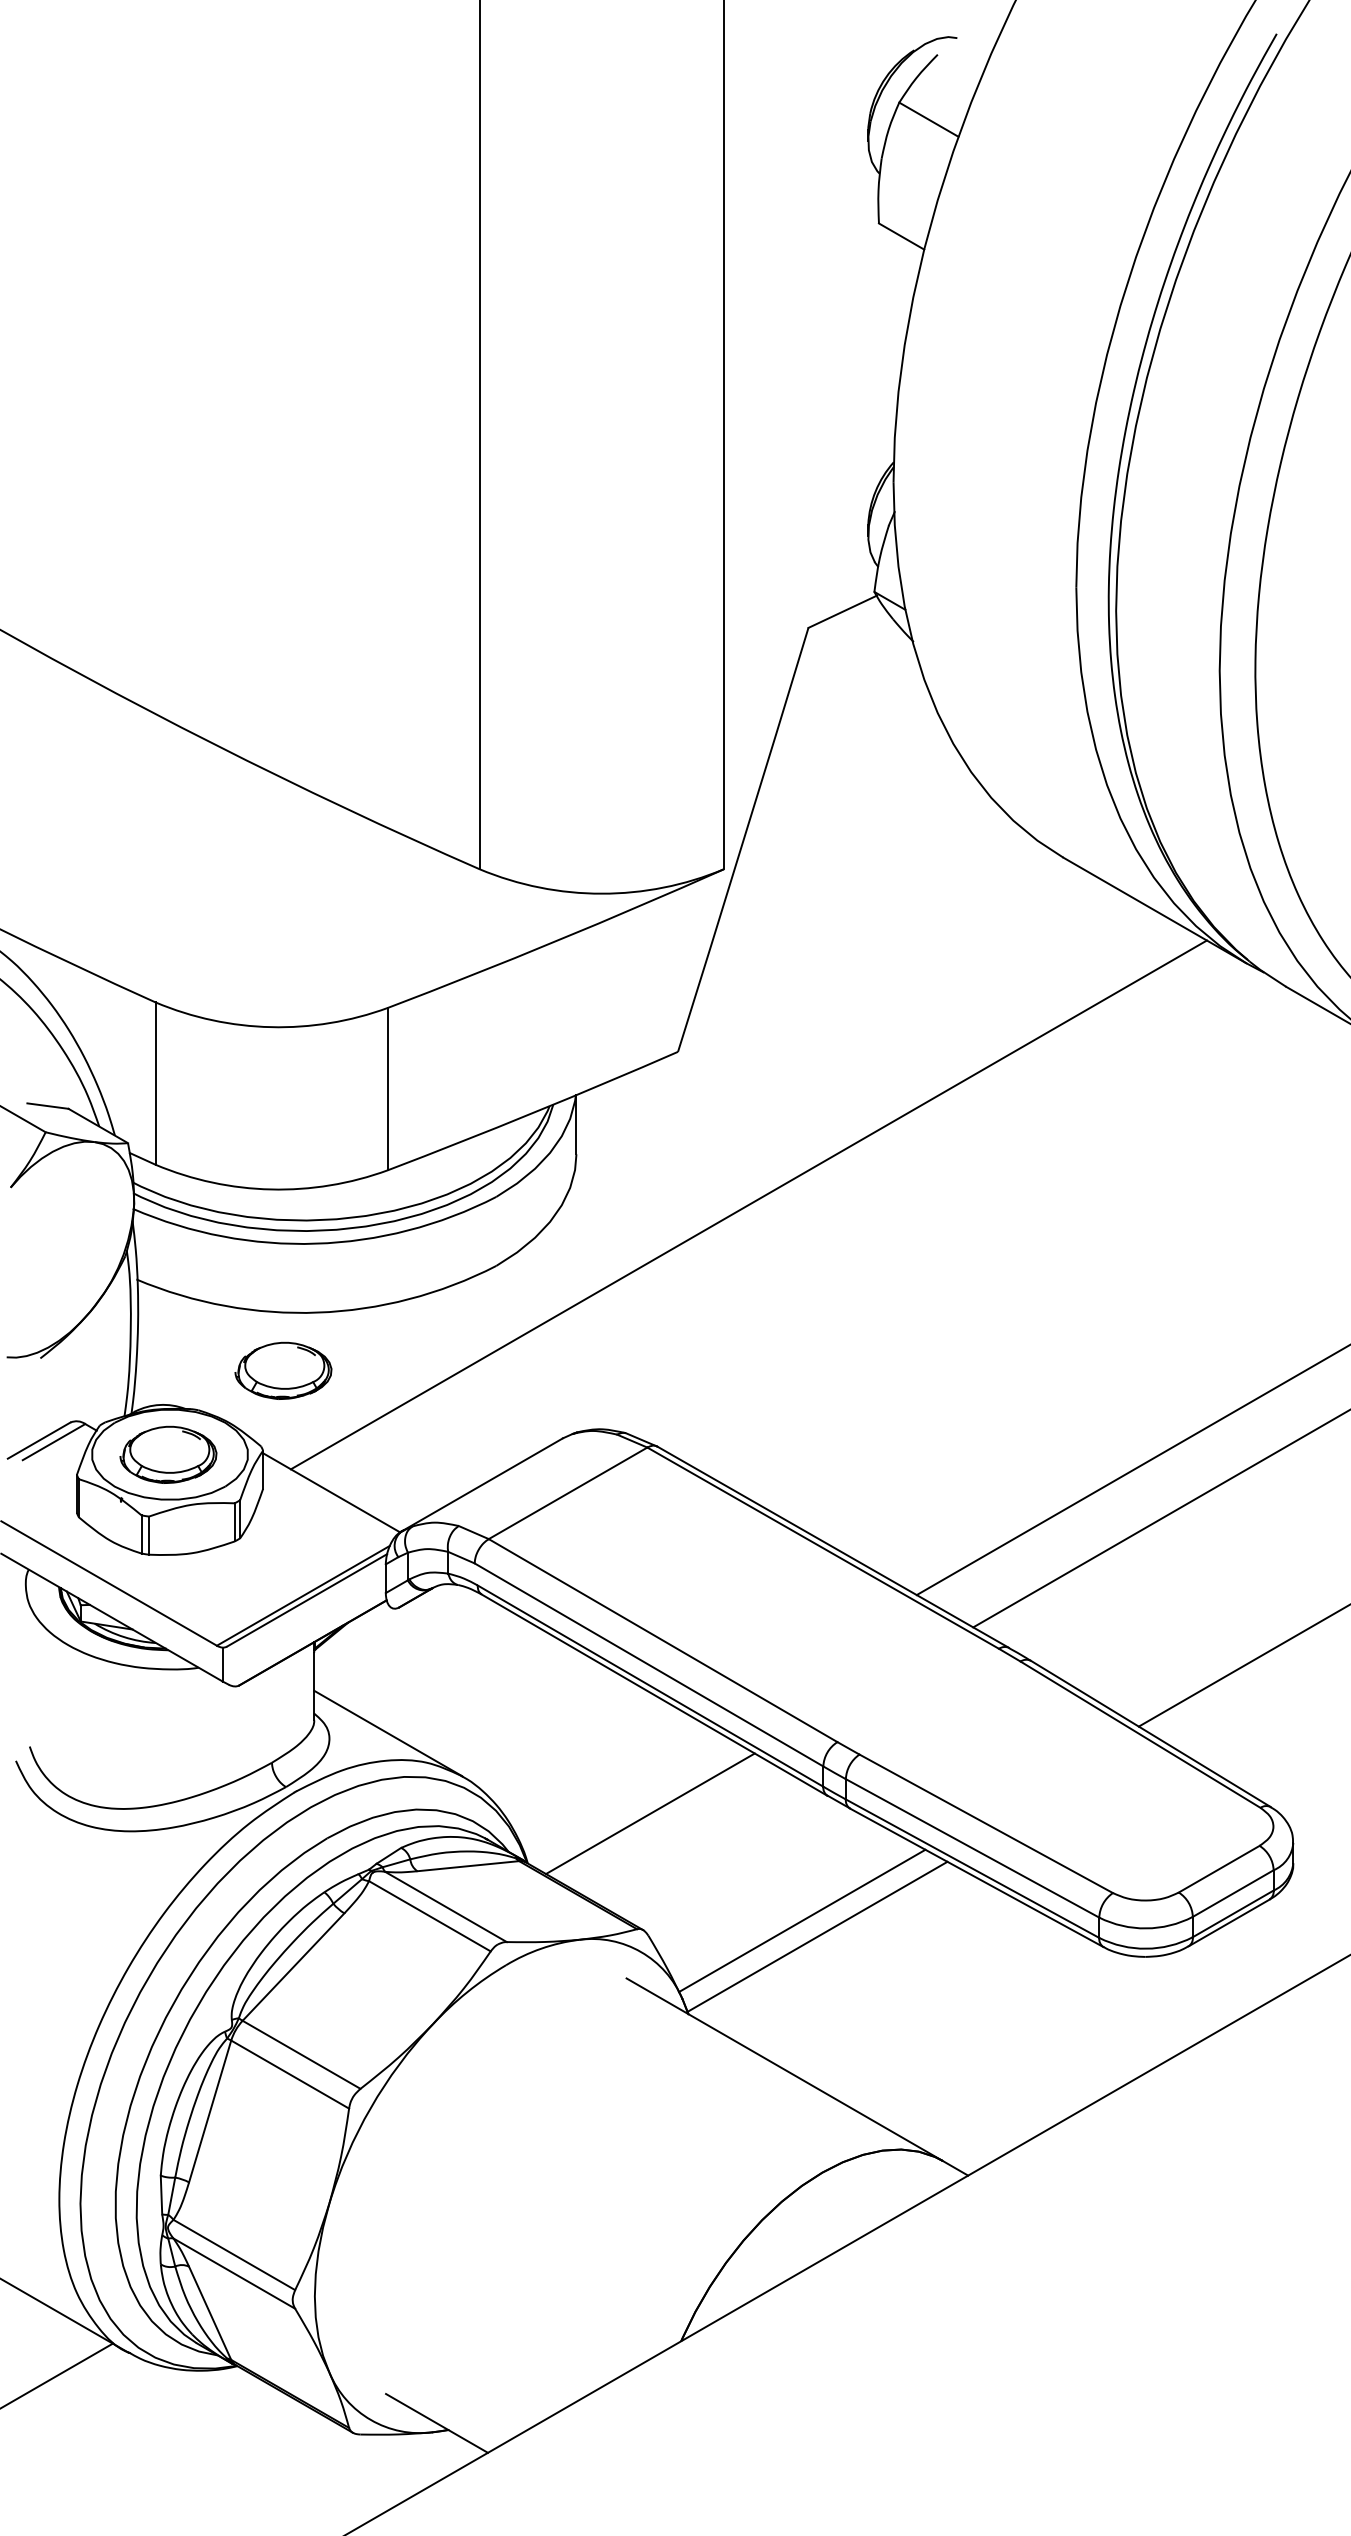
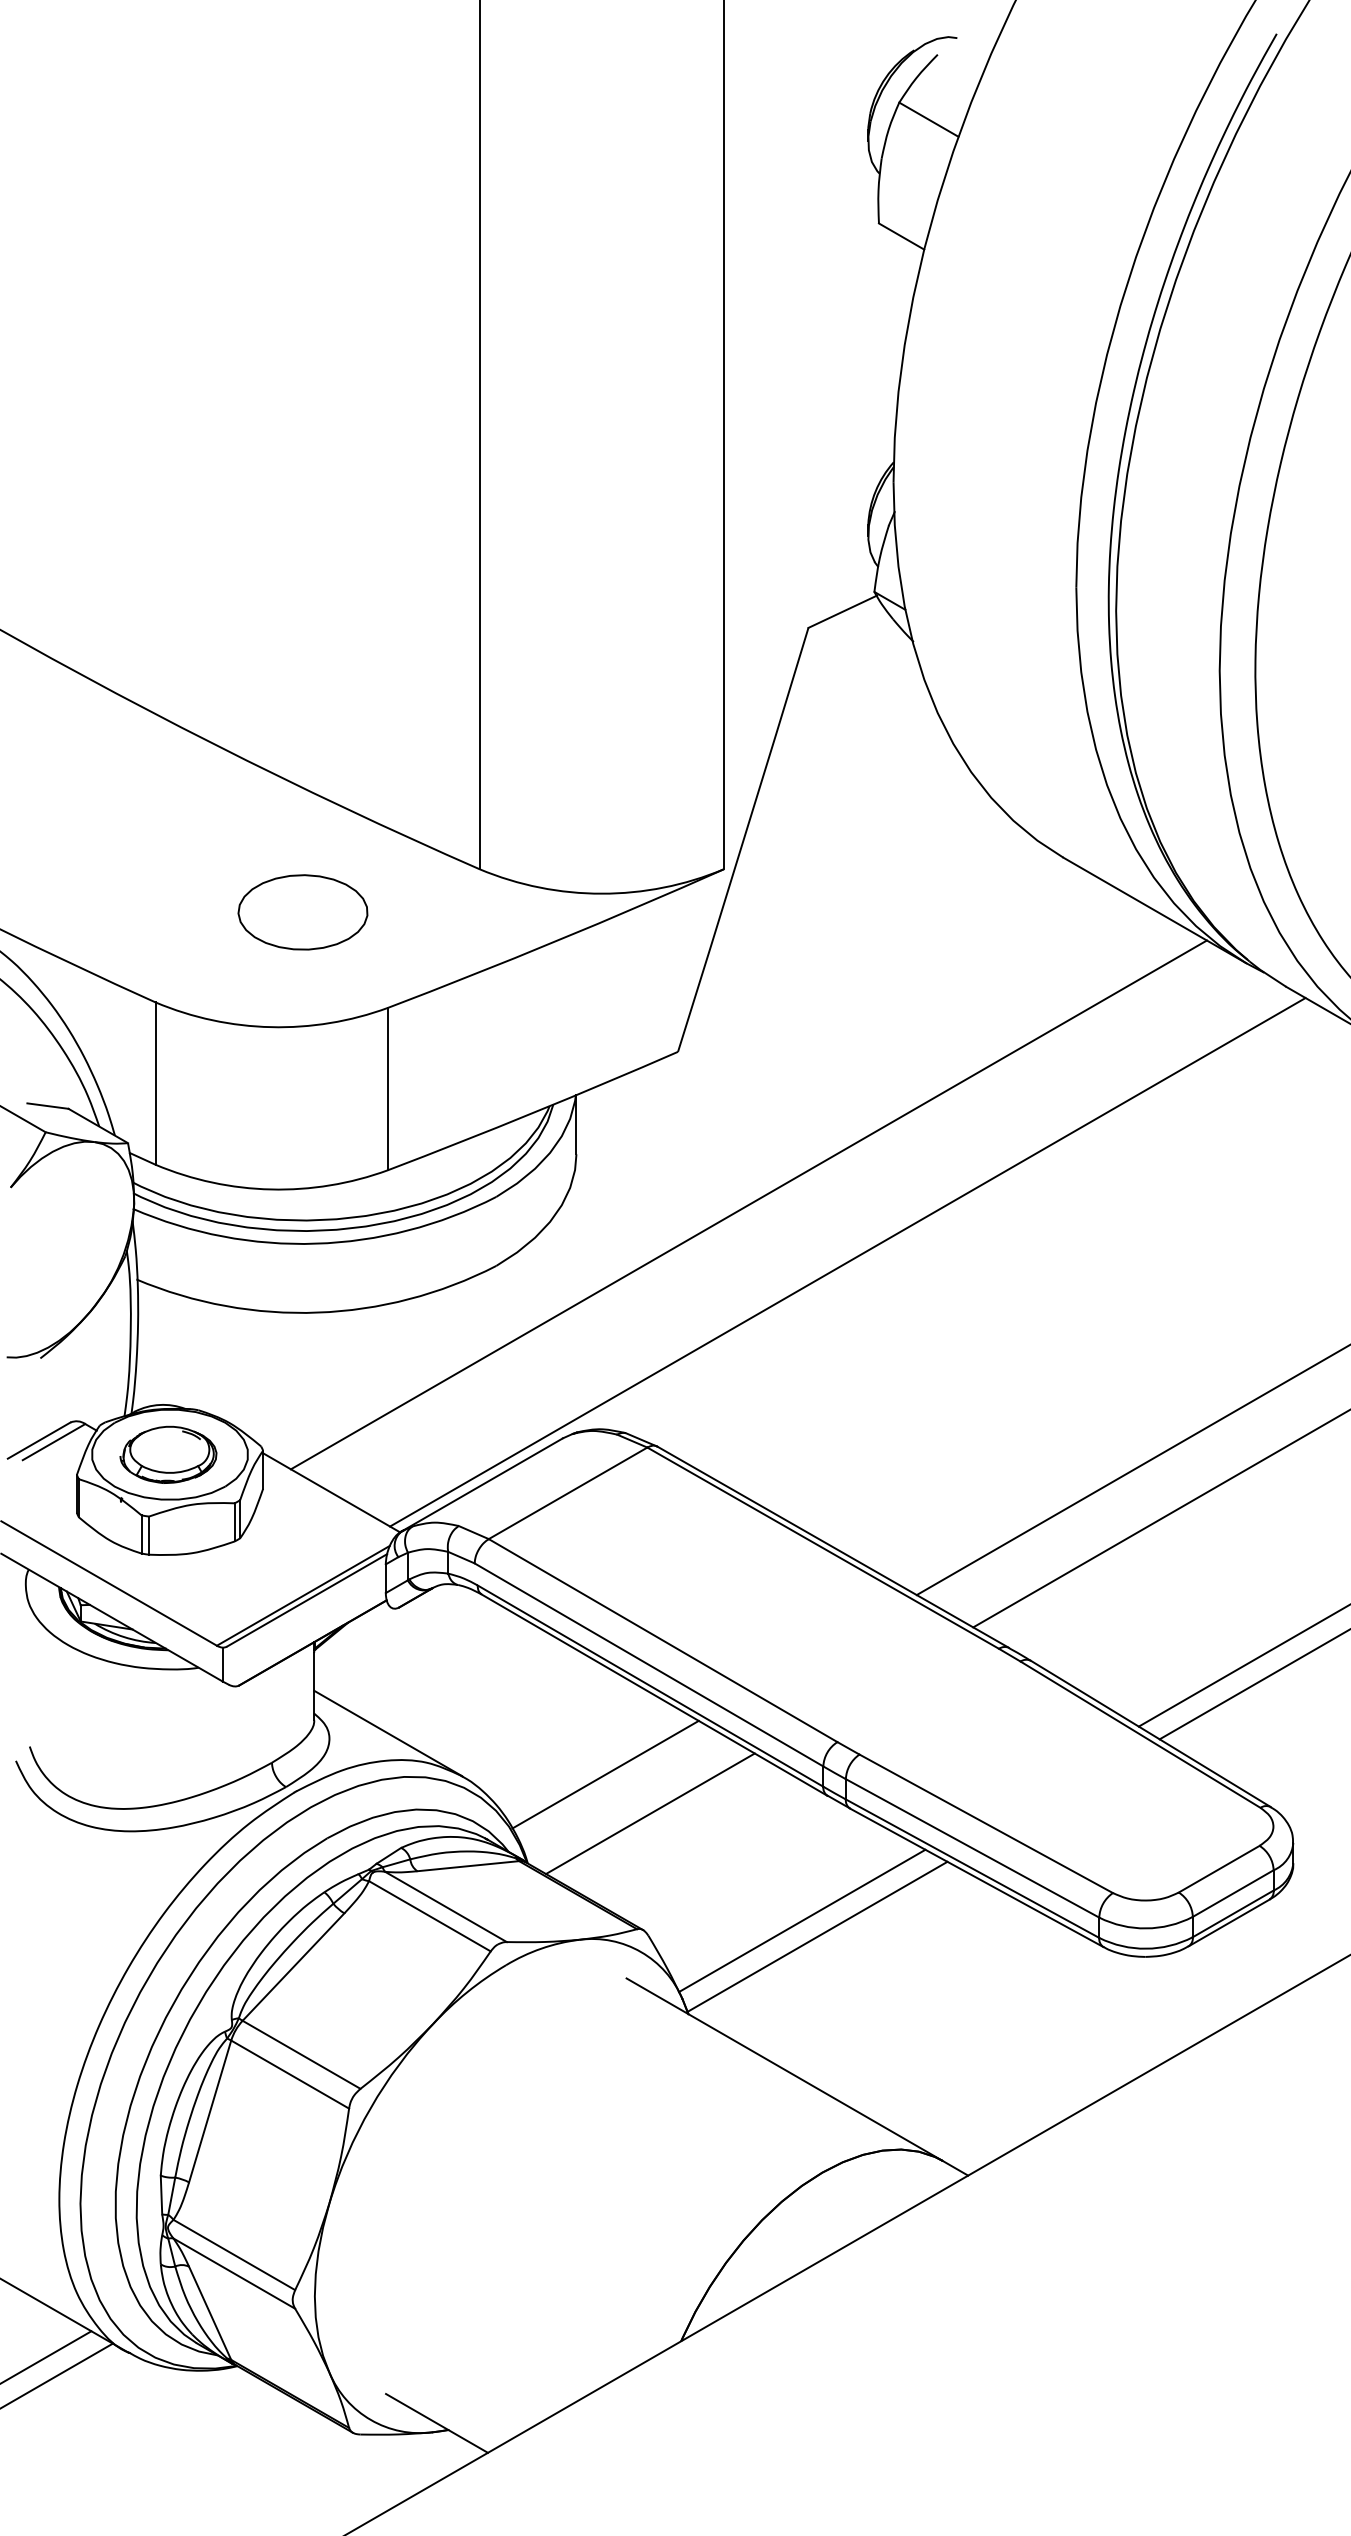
part: none -> present (302, 912)
line: none -> present (847, 1262)
part: present -> none (283, 1370)
line: none -> present (1253, 1684)
line: none -> present (605, 1774)
line: none -> present (46, 2356)
